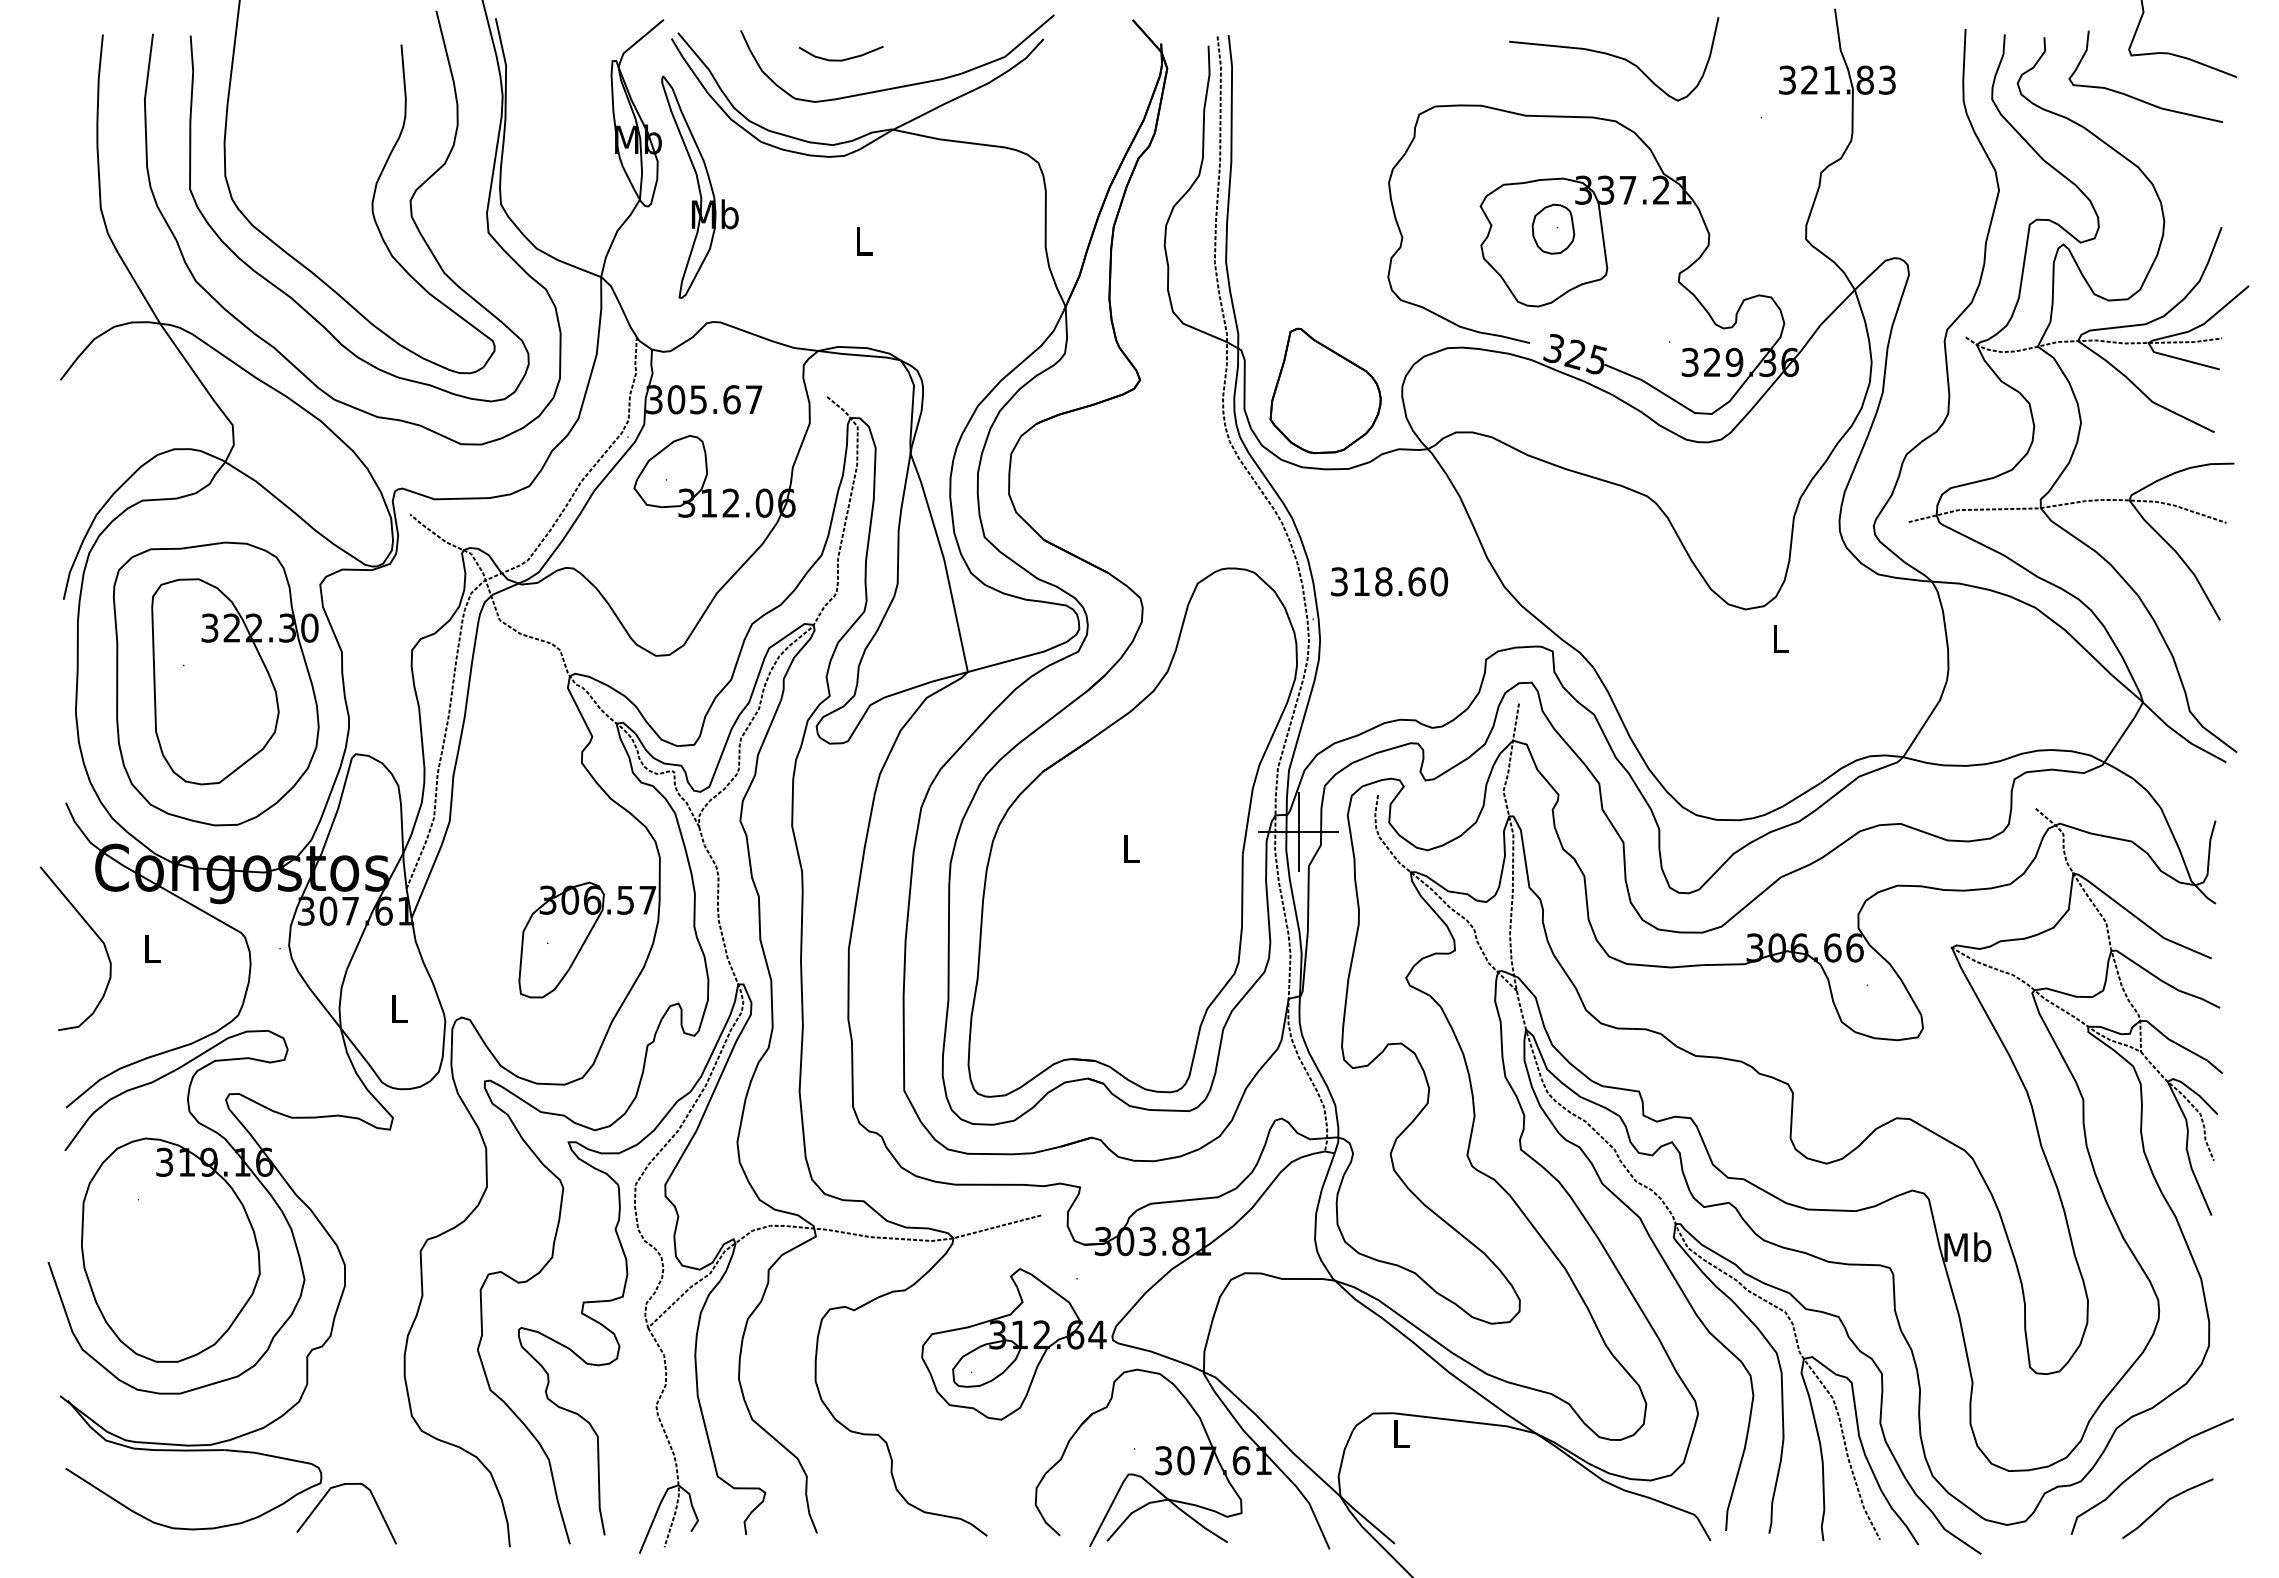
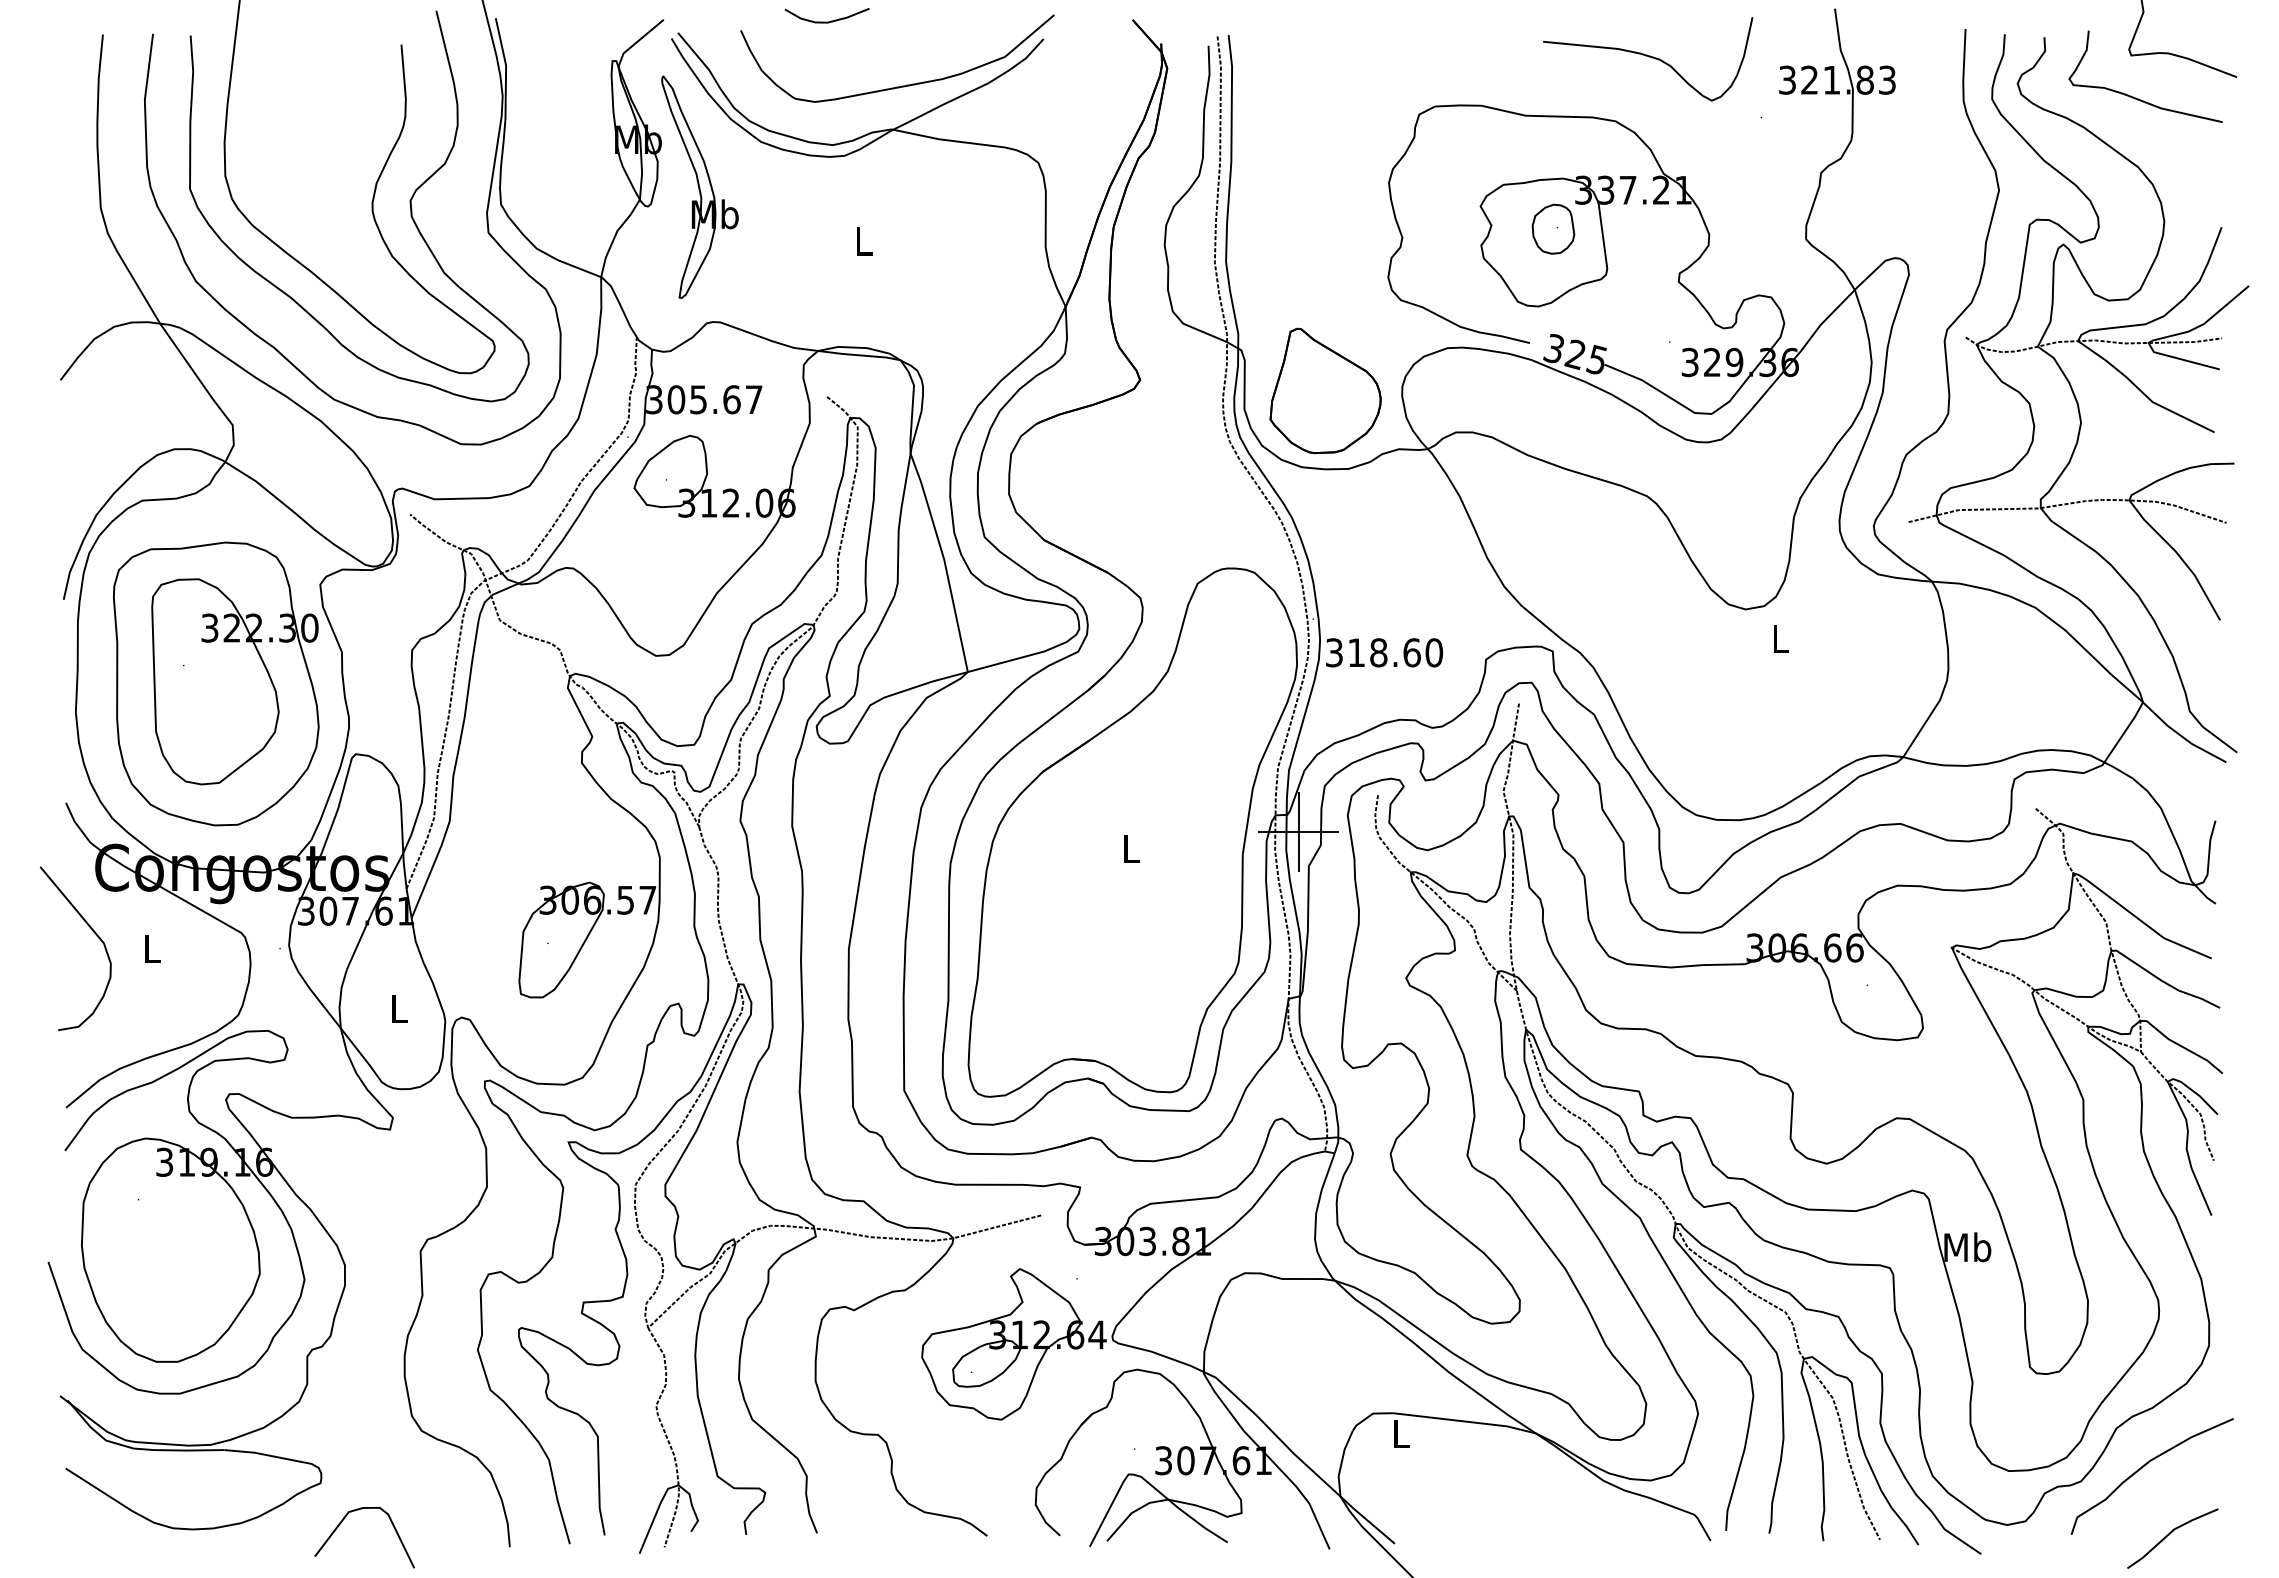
curve position: (1614, 57) -> (1648, 57) (1648, 57)
curve position: (840, 59) -> (826, 21) (826, 21)
text position: (1389, 581) -> (1384, 652) (1384, 652)
curve position: (324, 1498) -> (342, 1522) (342, 1522)
line position: (2164, 1505) -> (2169, 1535) (2169, 1535)
